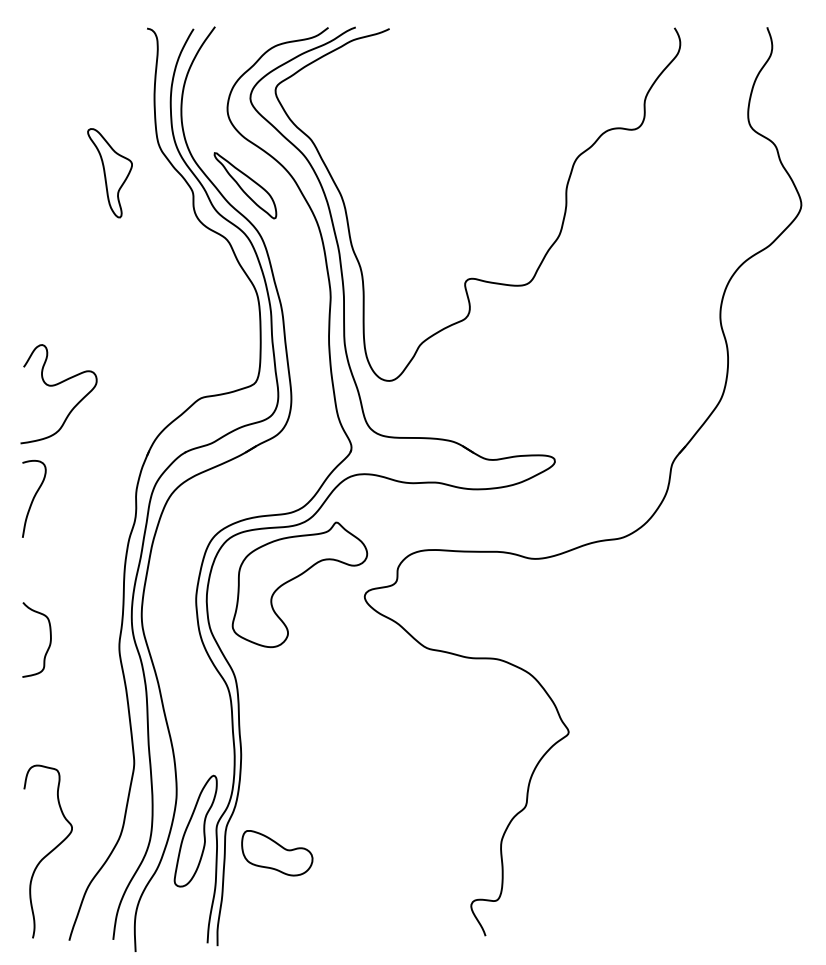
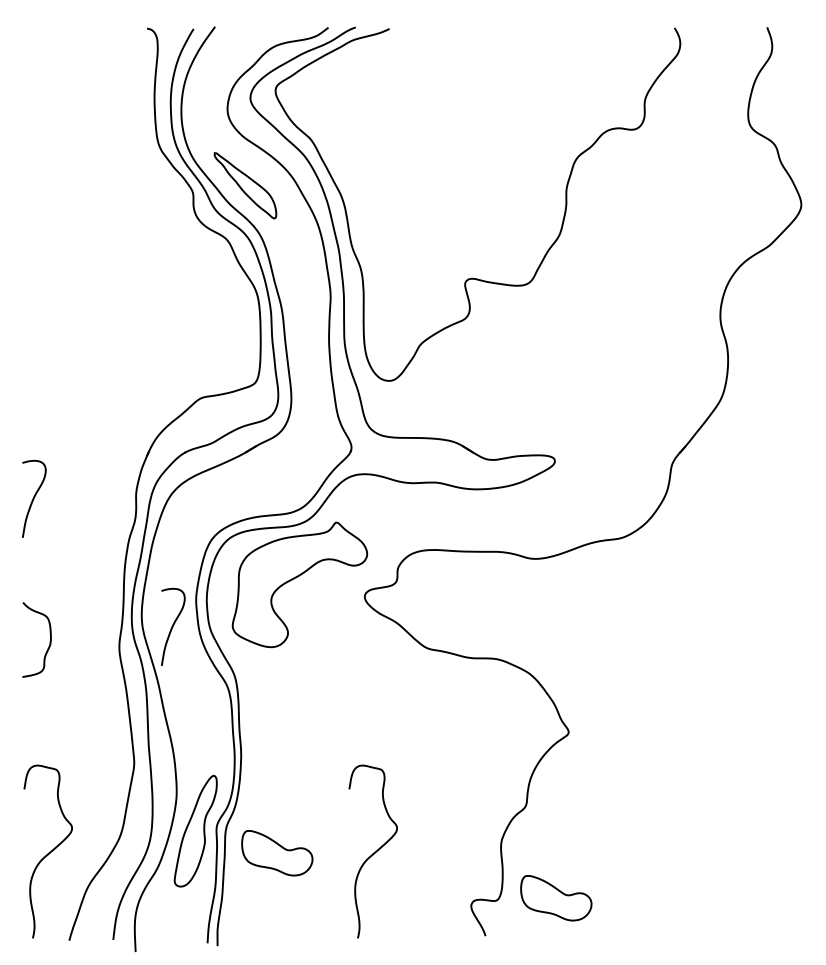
part: present -> none (109, 173)
curve: present -> none (54, 386)
curve: none -> present (173, 626)
curve: none -> present (373, 852)
part: none -> present (556, 898)
